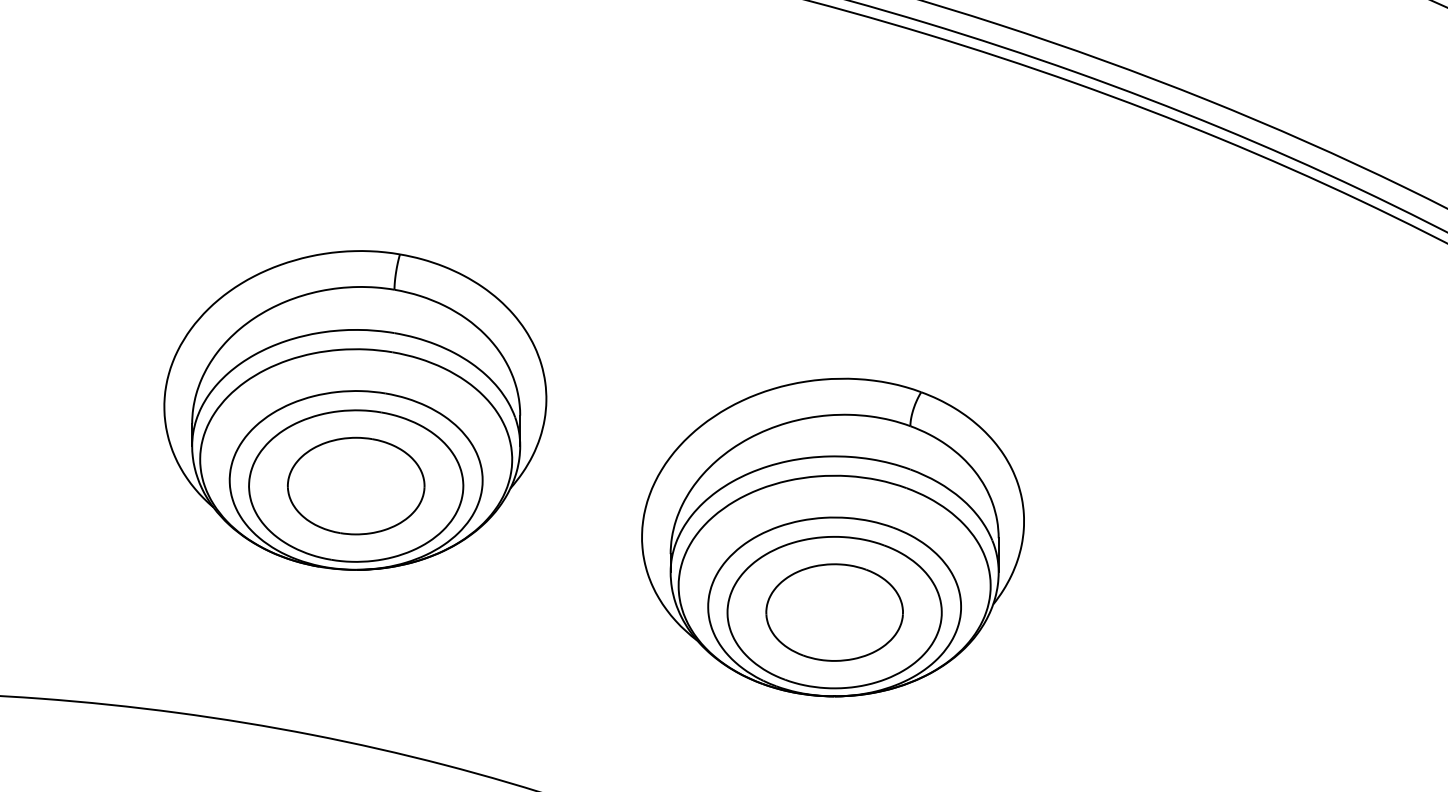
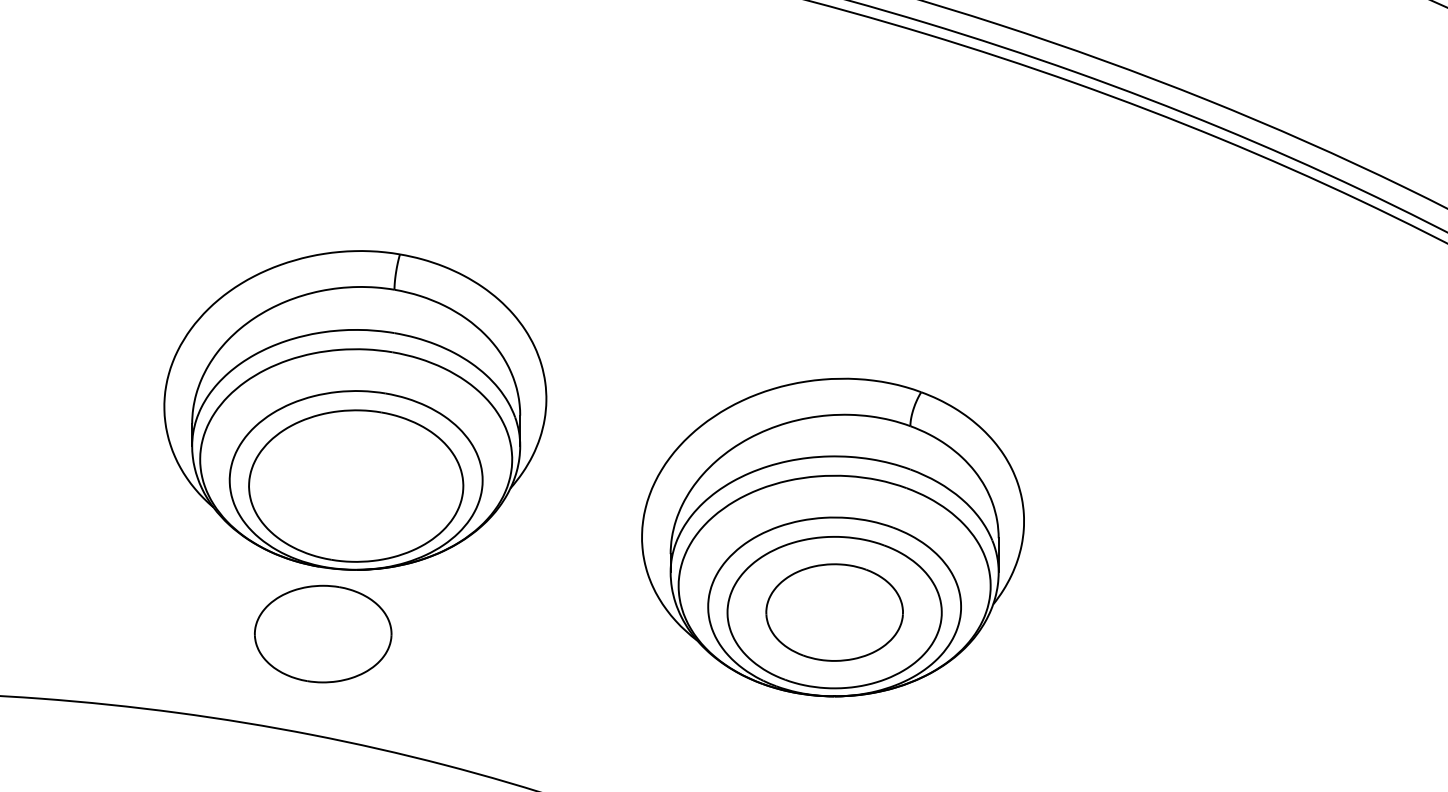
part position: (356, 485) -> (323, 633) (323, 633)
